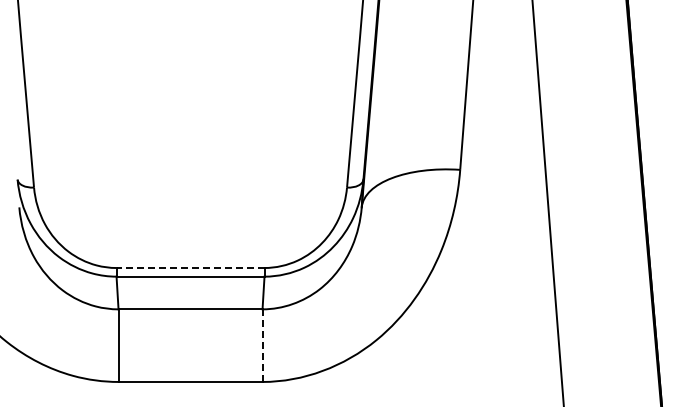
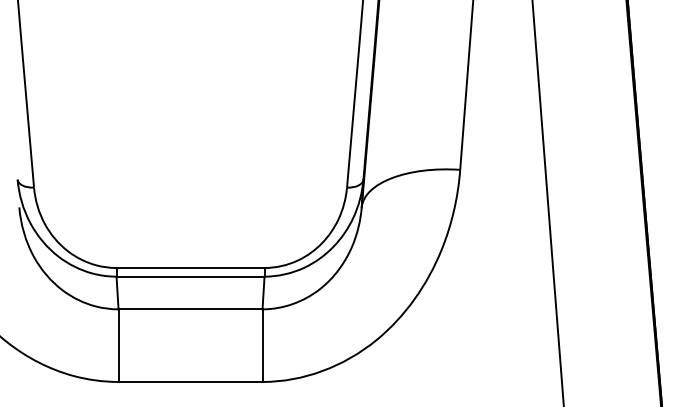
line: dashed -> solid (190, 268)
line: dashed -> solid (262, 345)
